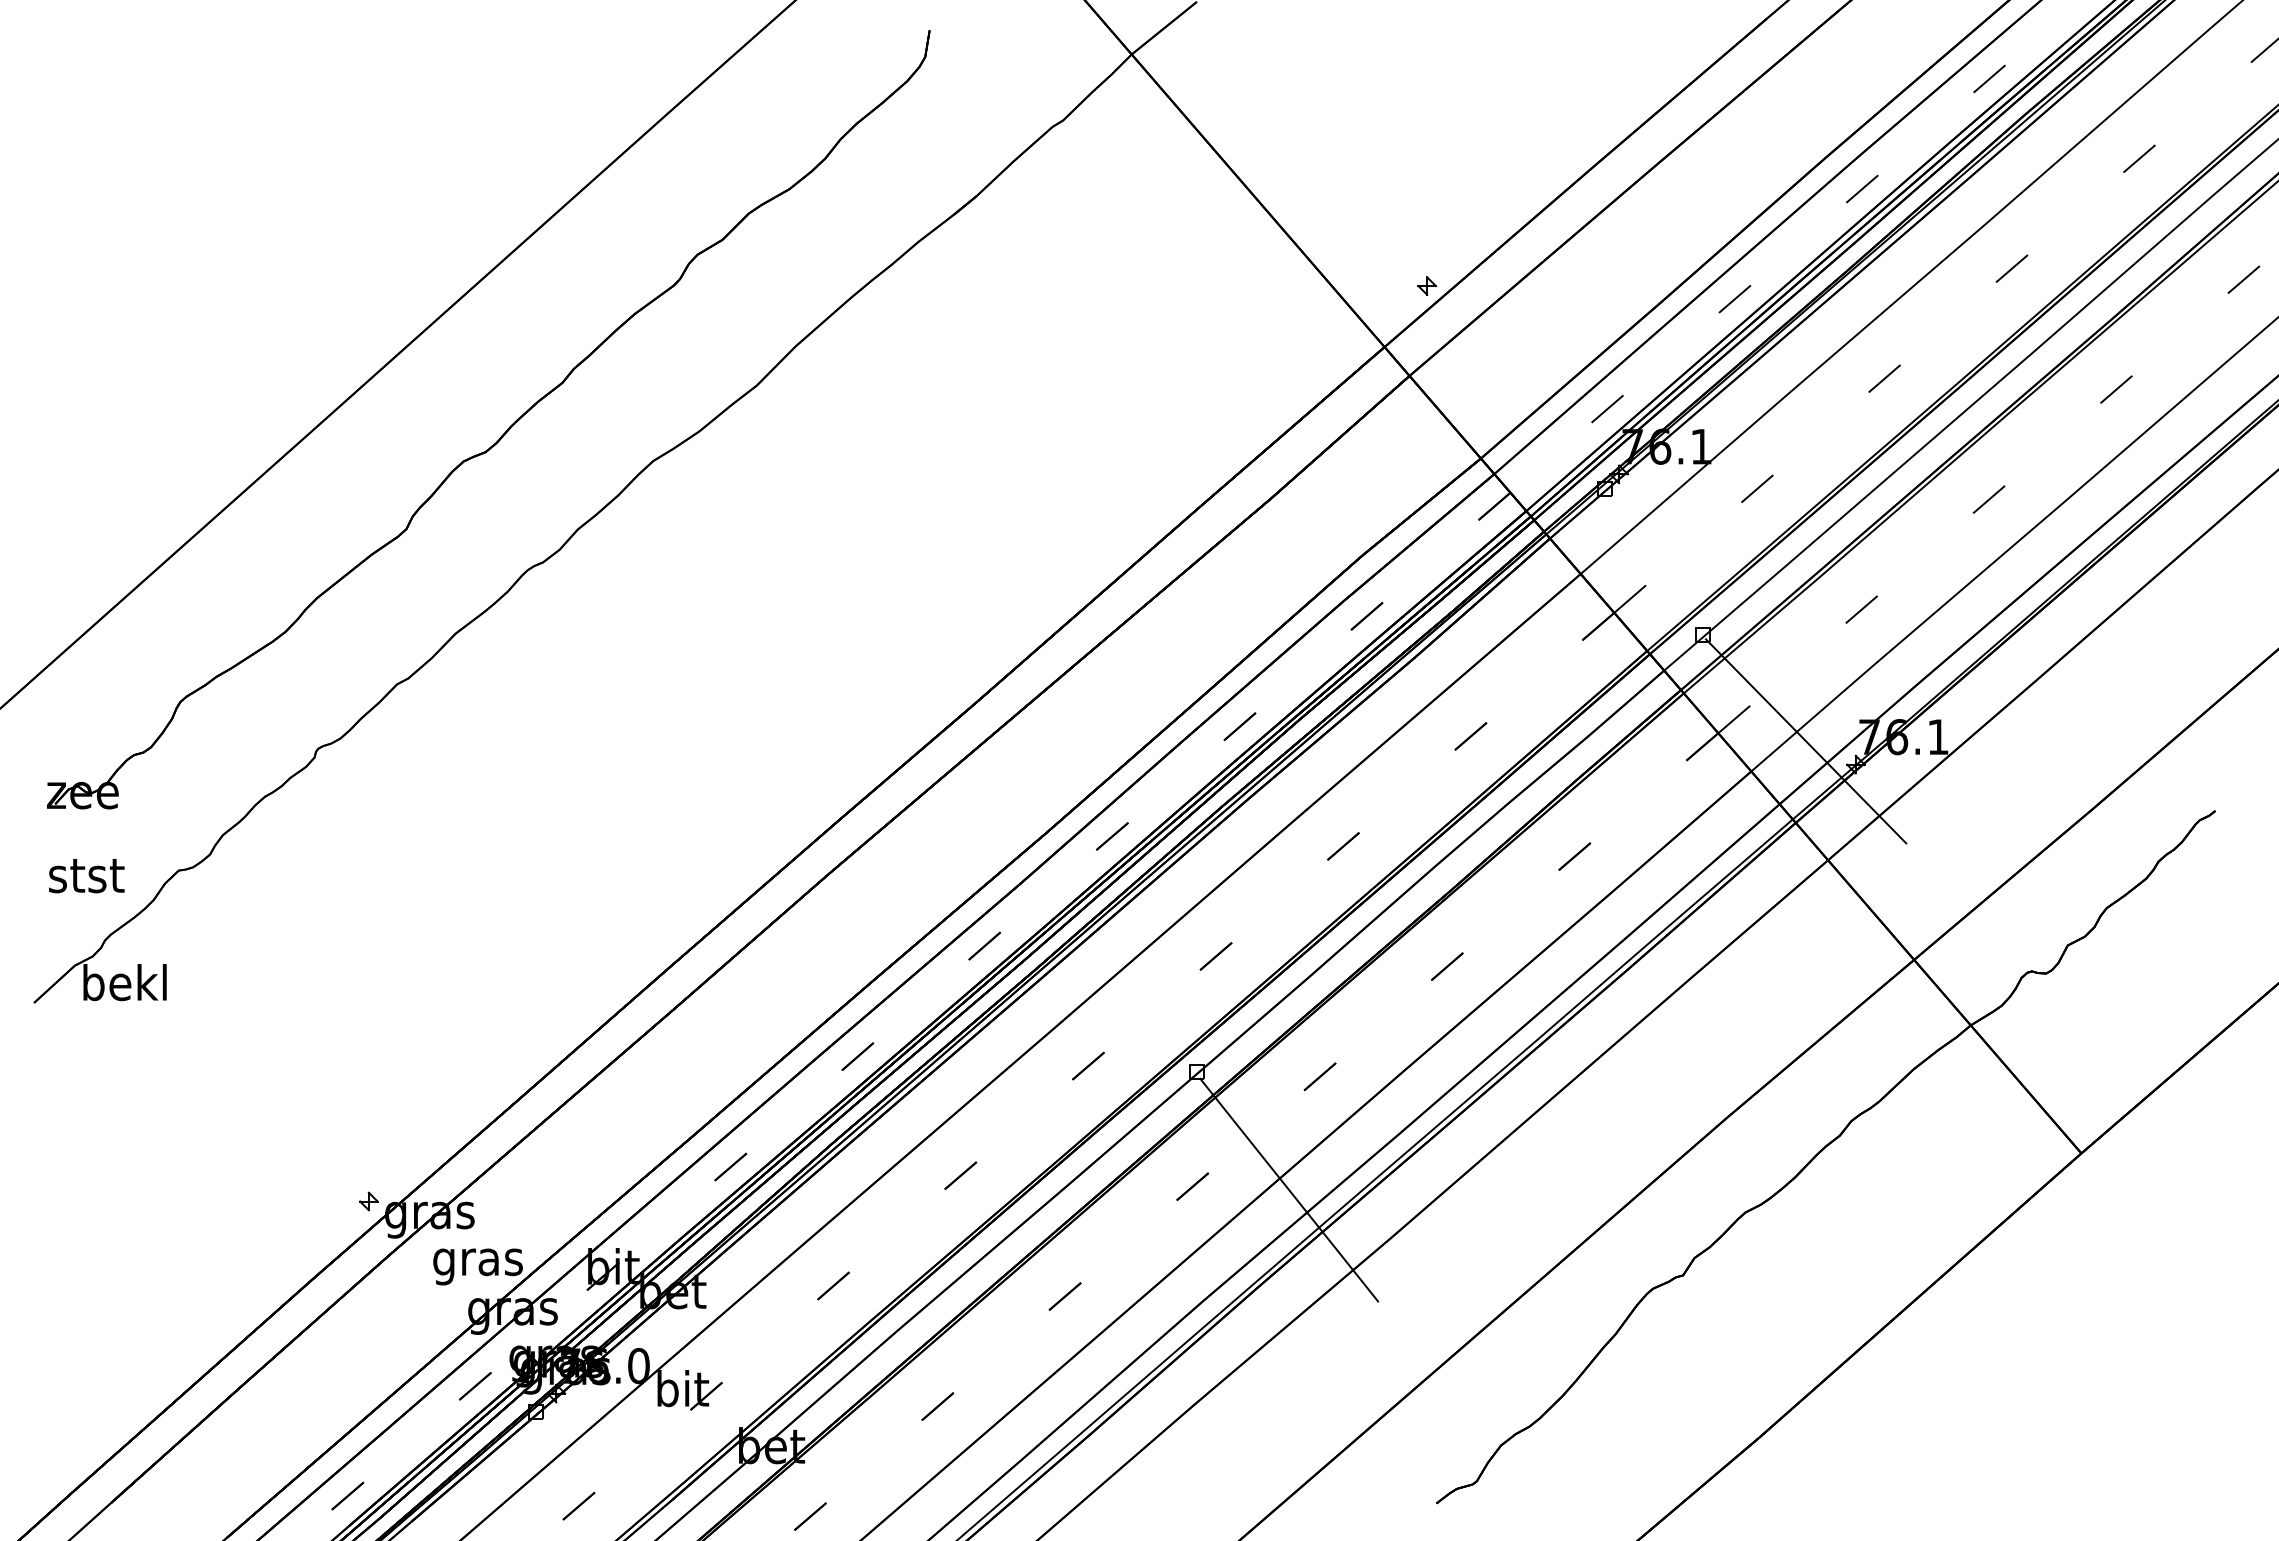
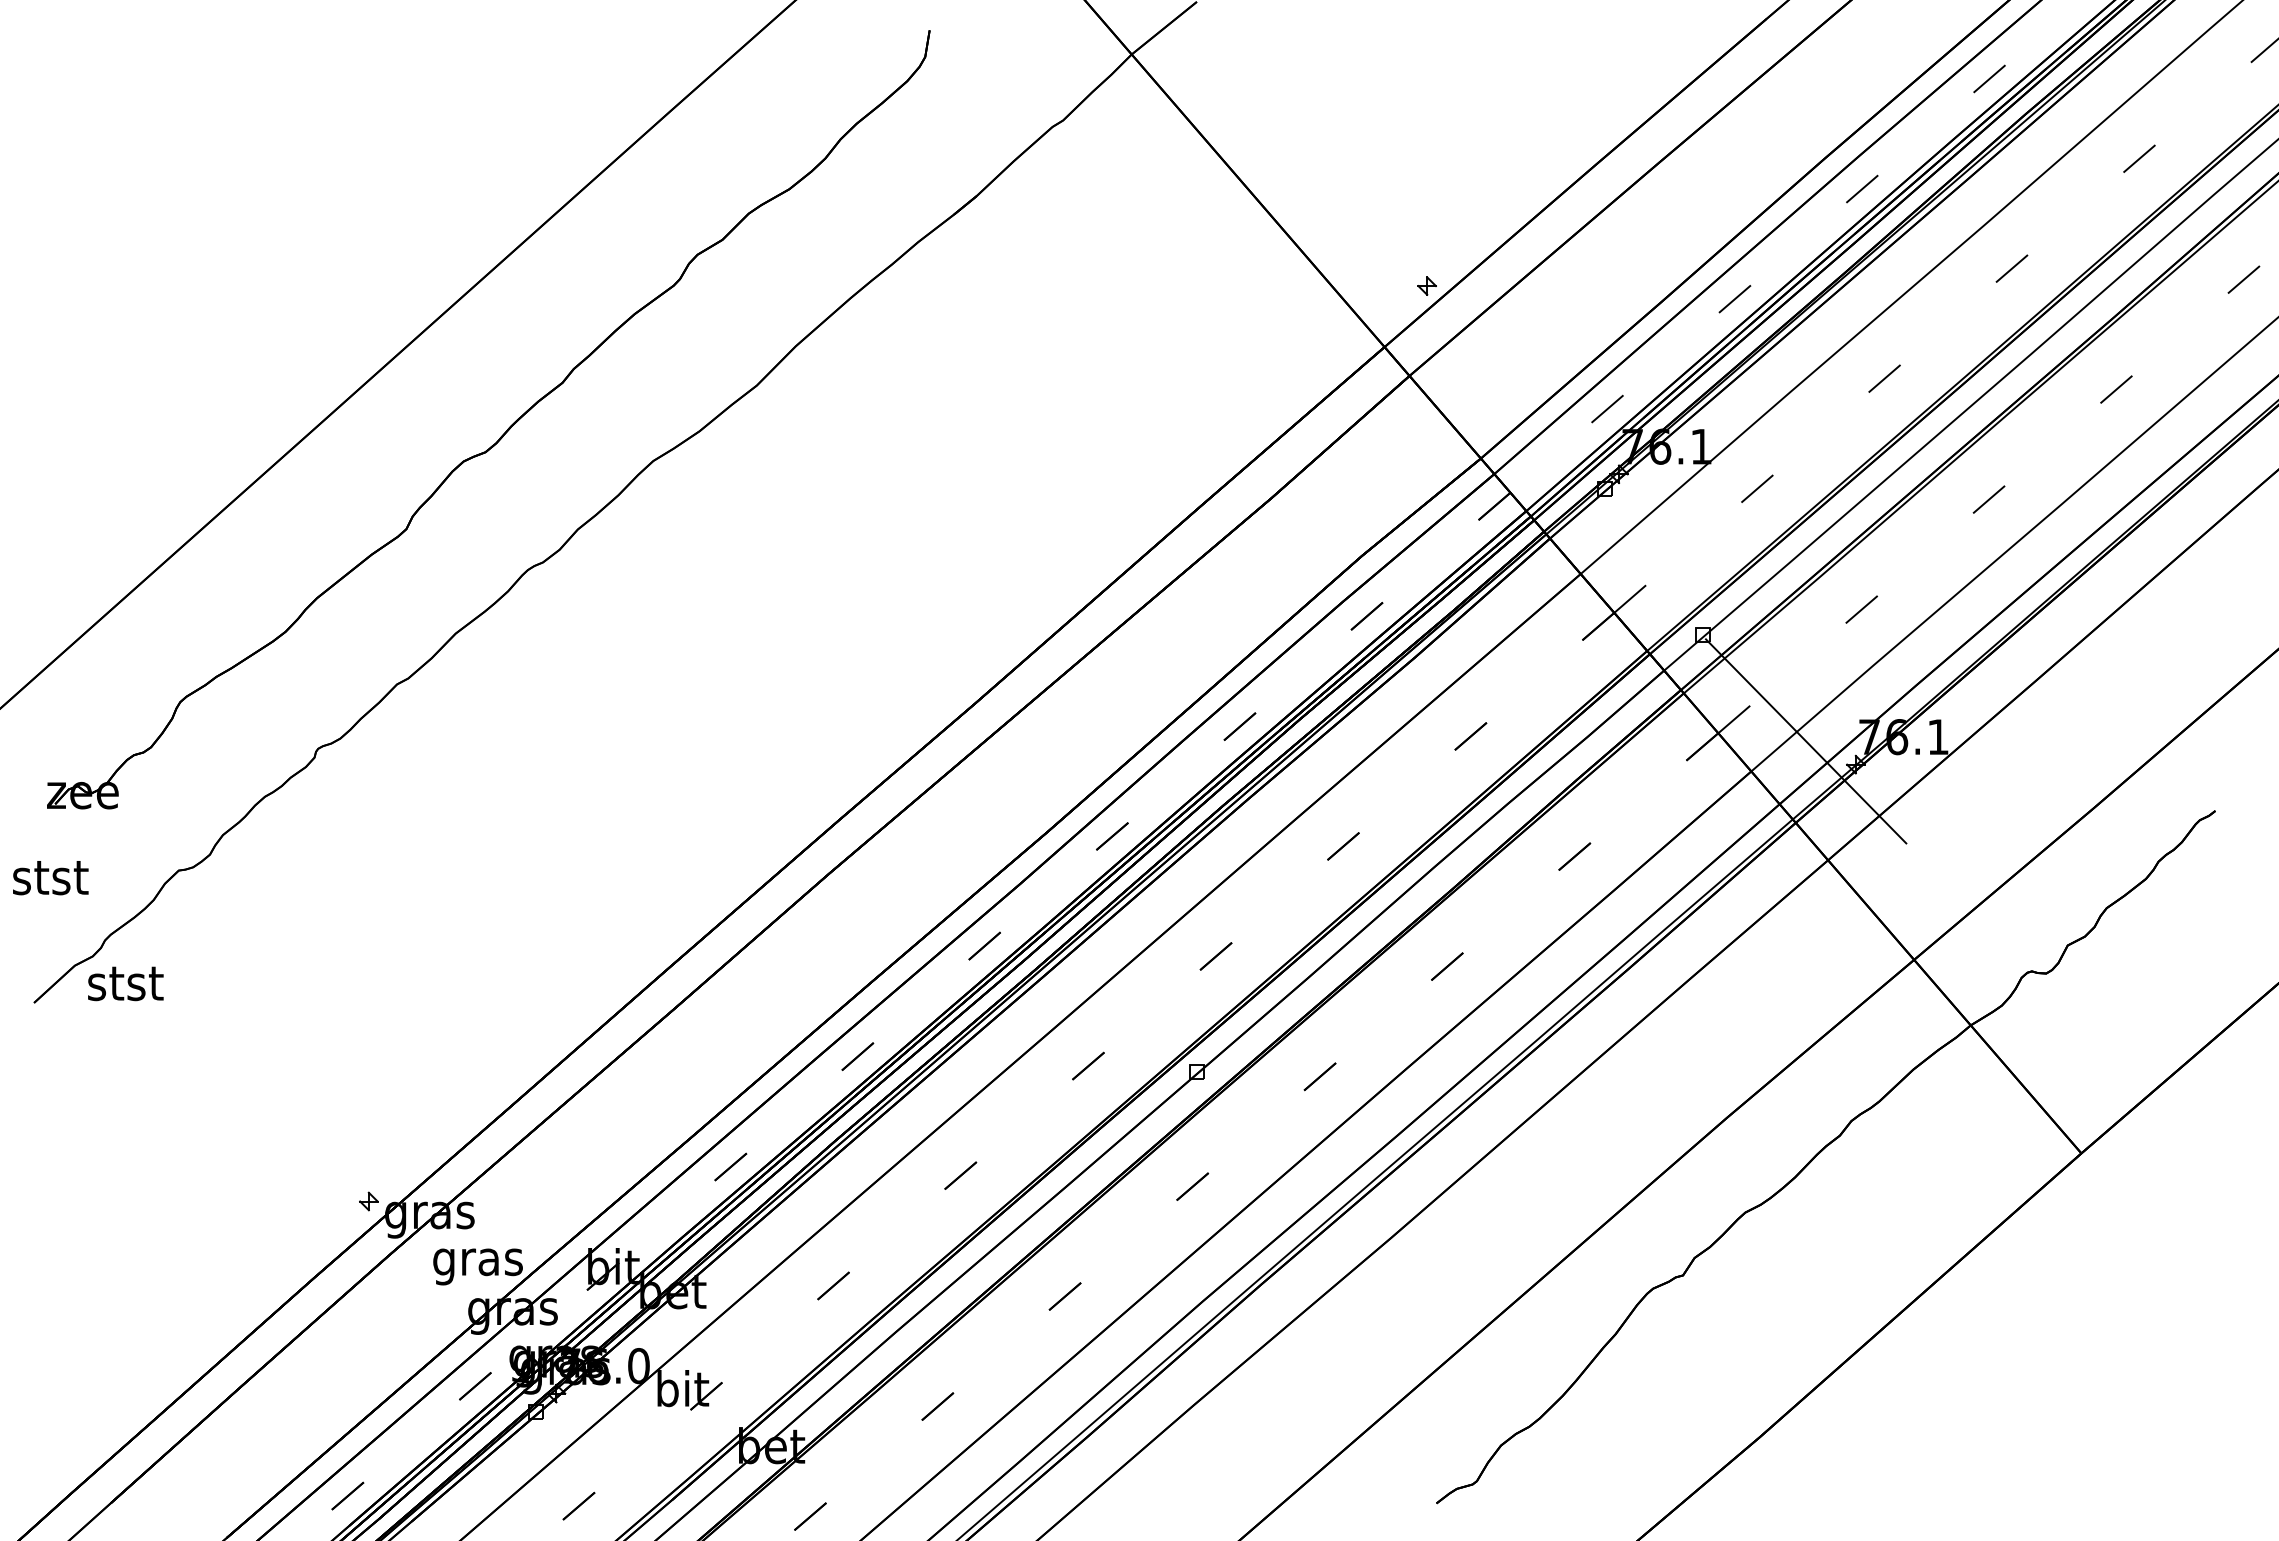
text position: (86, 876) -> (50, 878) (50, 878)
text: bekl -> stst (124, 982)
line: present -> none (1289, 1189)
